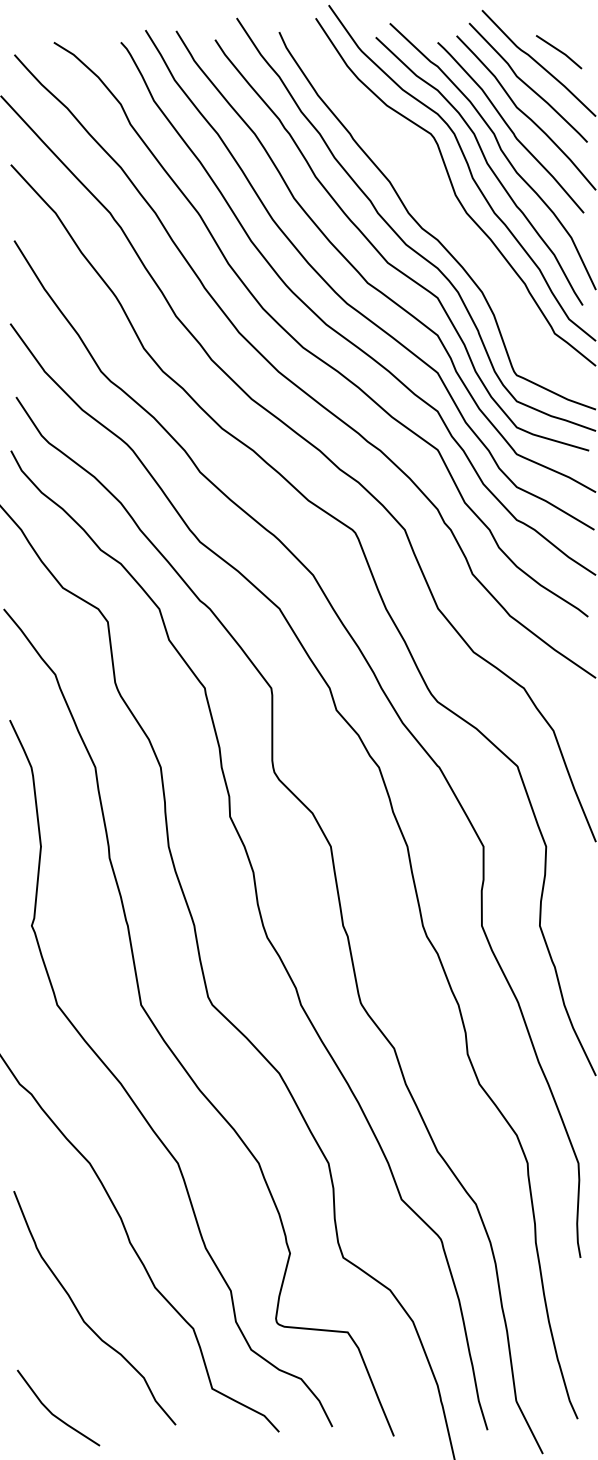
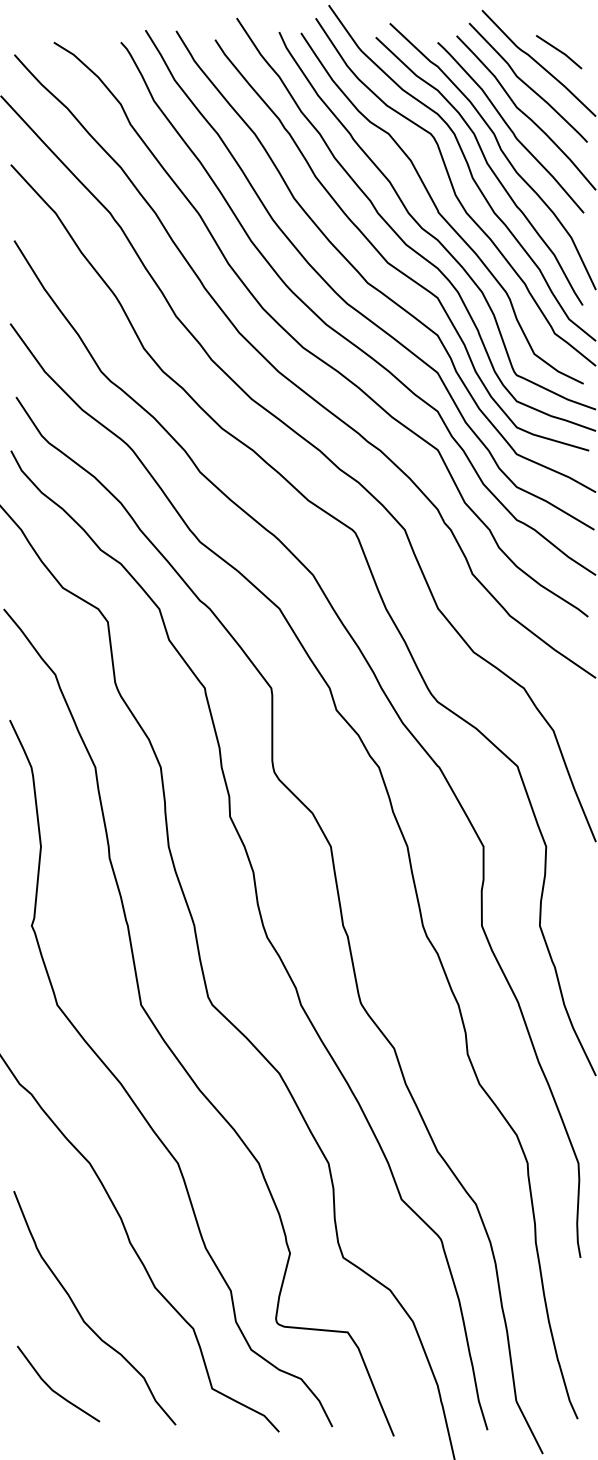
curve: none -> present (438, 209)
line position: (52, 1412) -> (52, 1388) (52, 1388)
